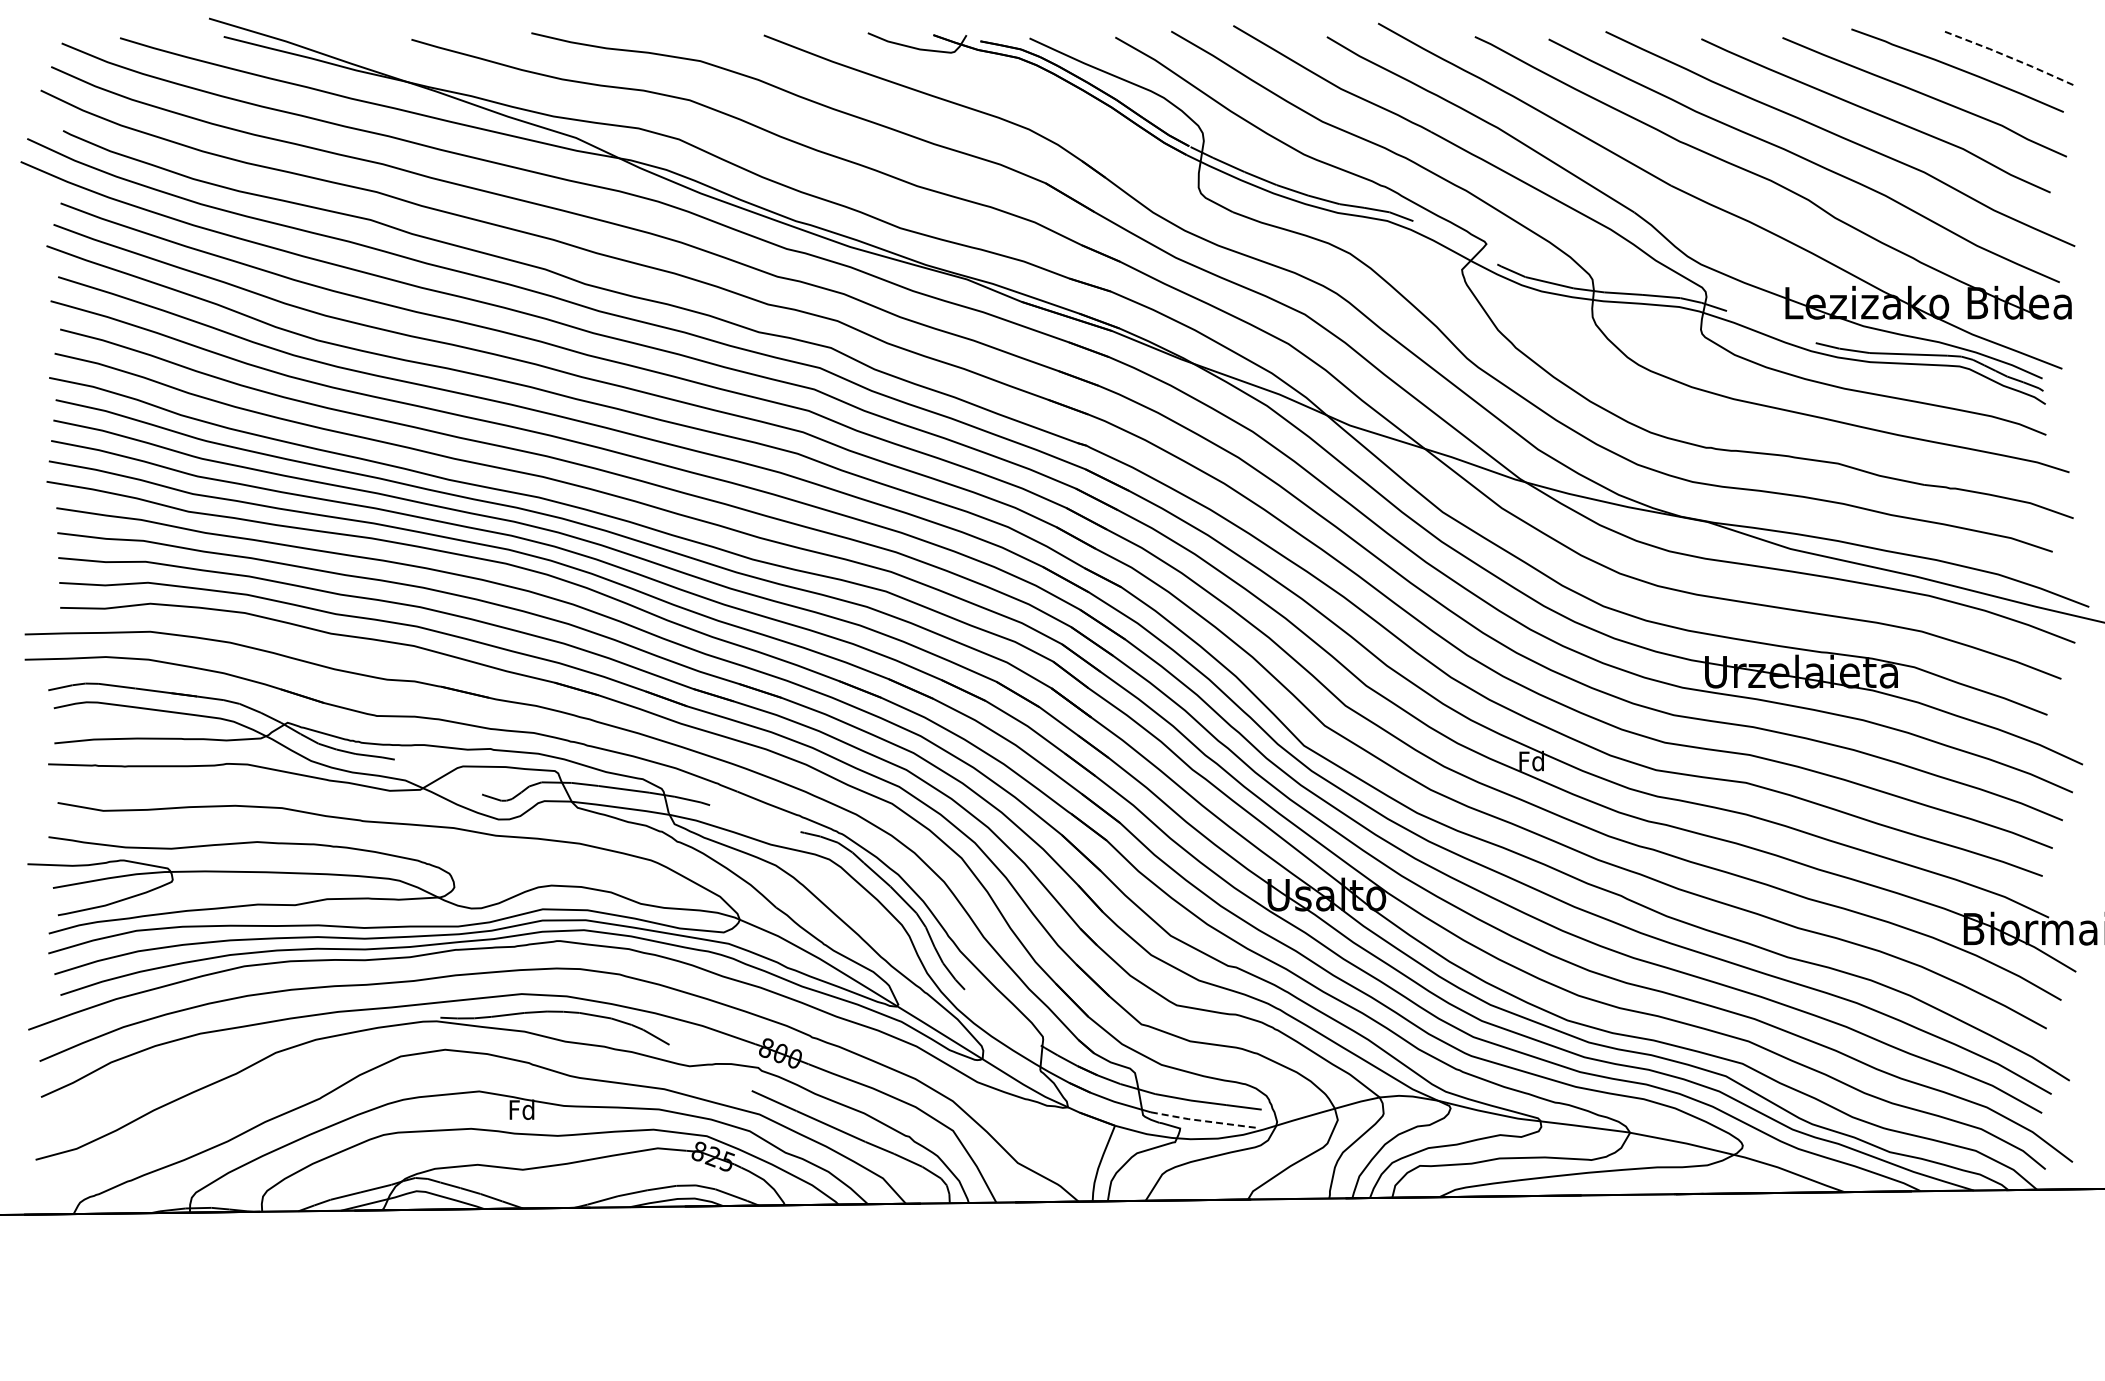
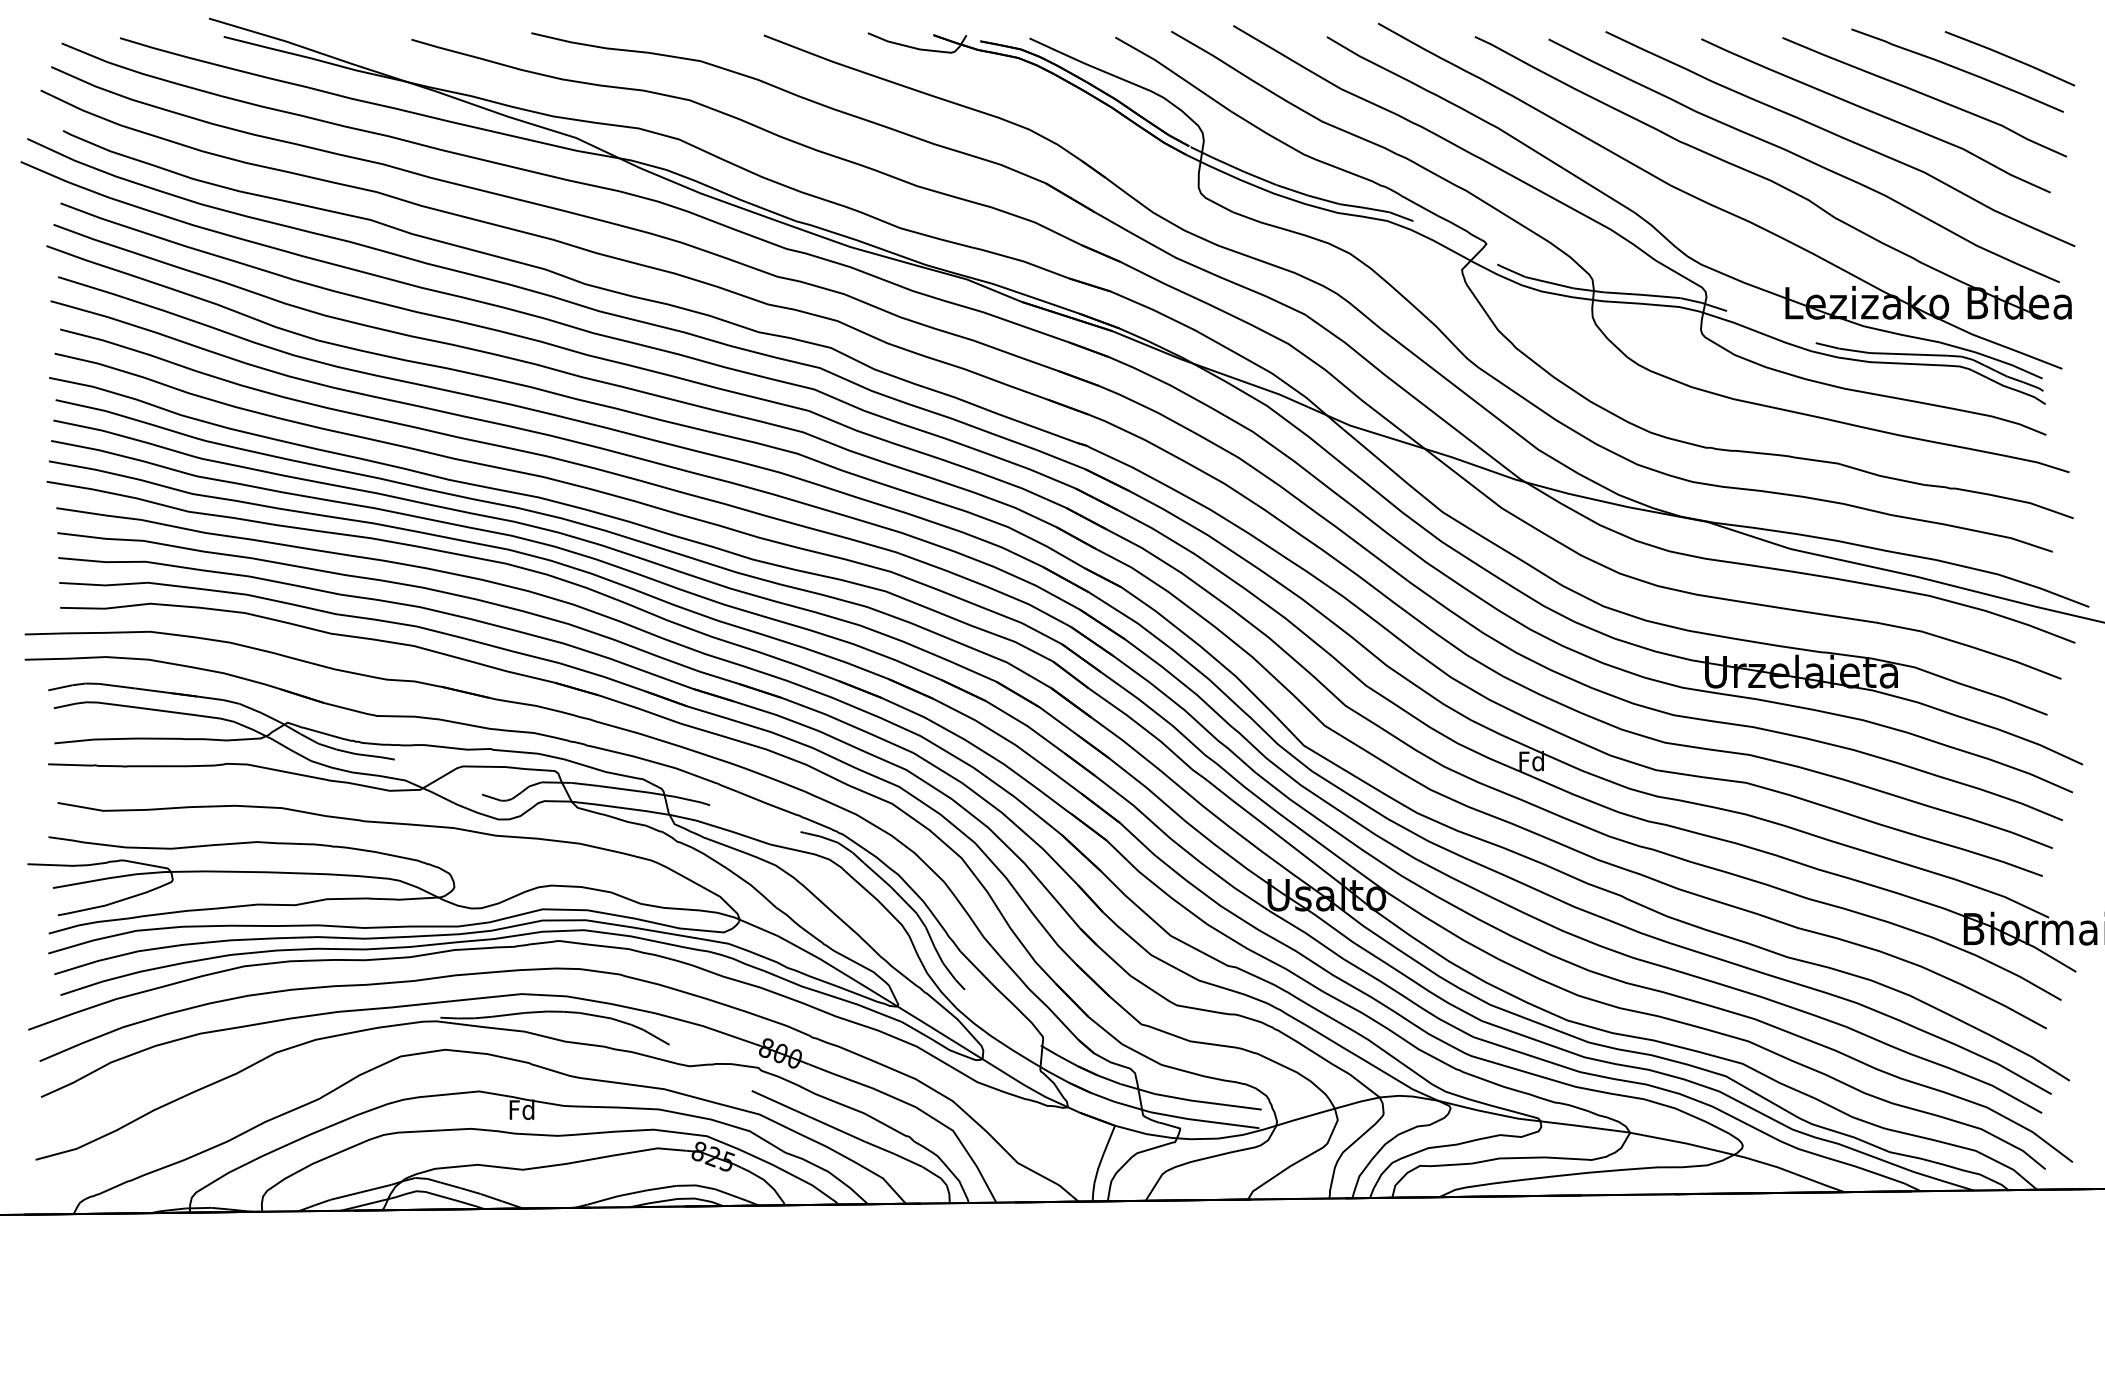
line: dashed -> solid (2010, 57)
line: dashed -> solid (1204, 1121)
